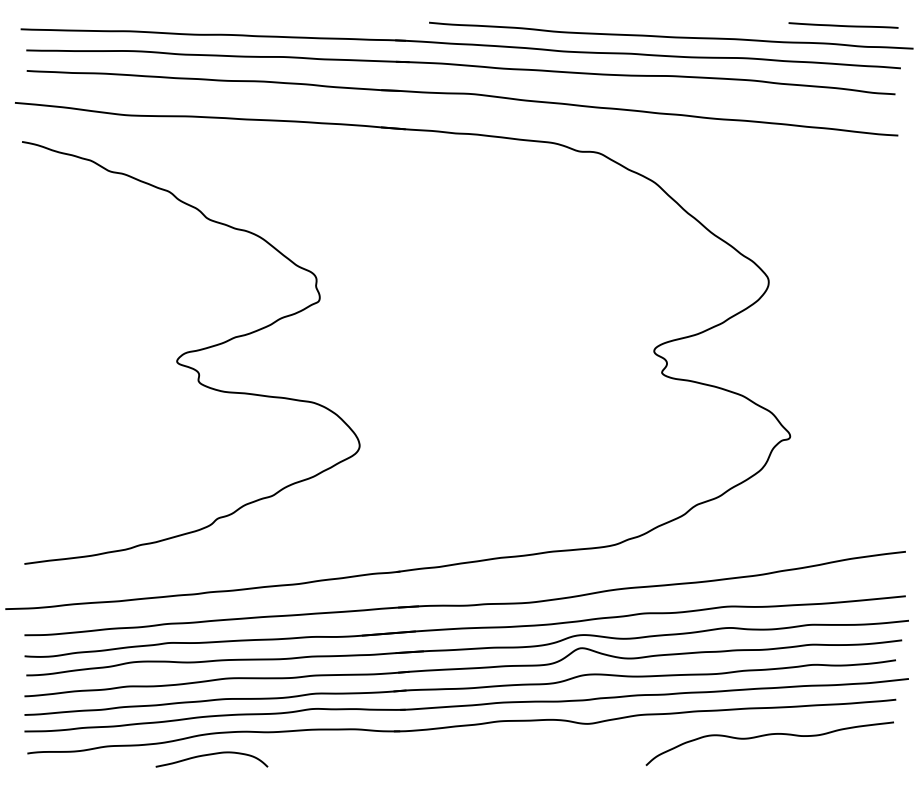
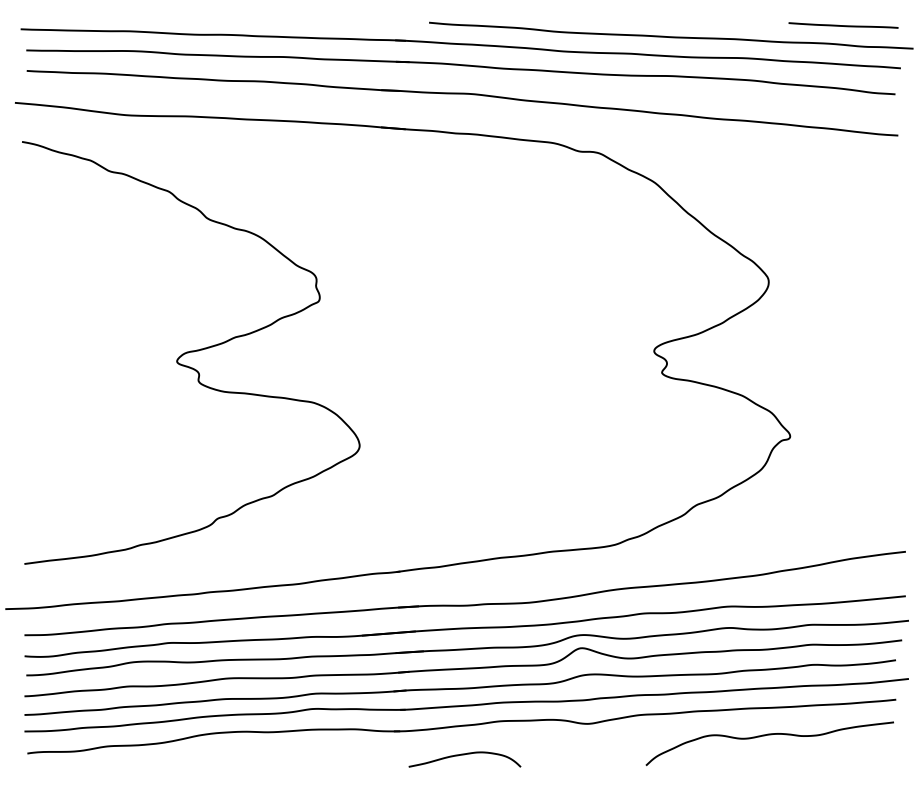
curve position: (211, 755) -> (464, 755) (464, 755)
